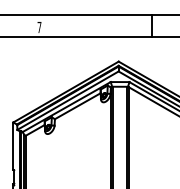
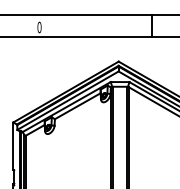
text: 7 -> 0 (39, 27)
